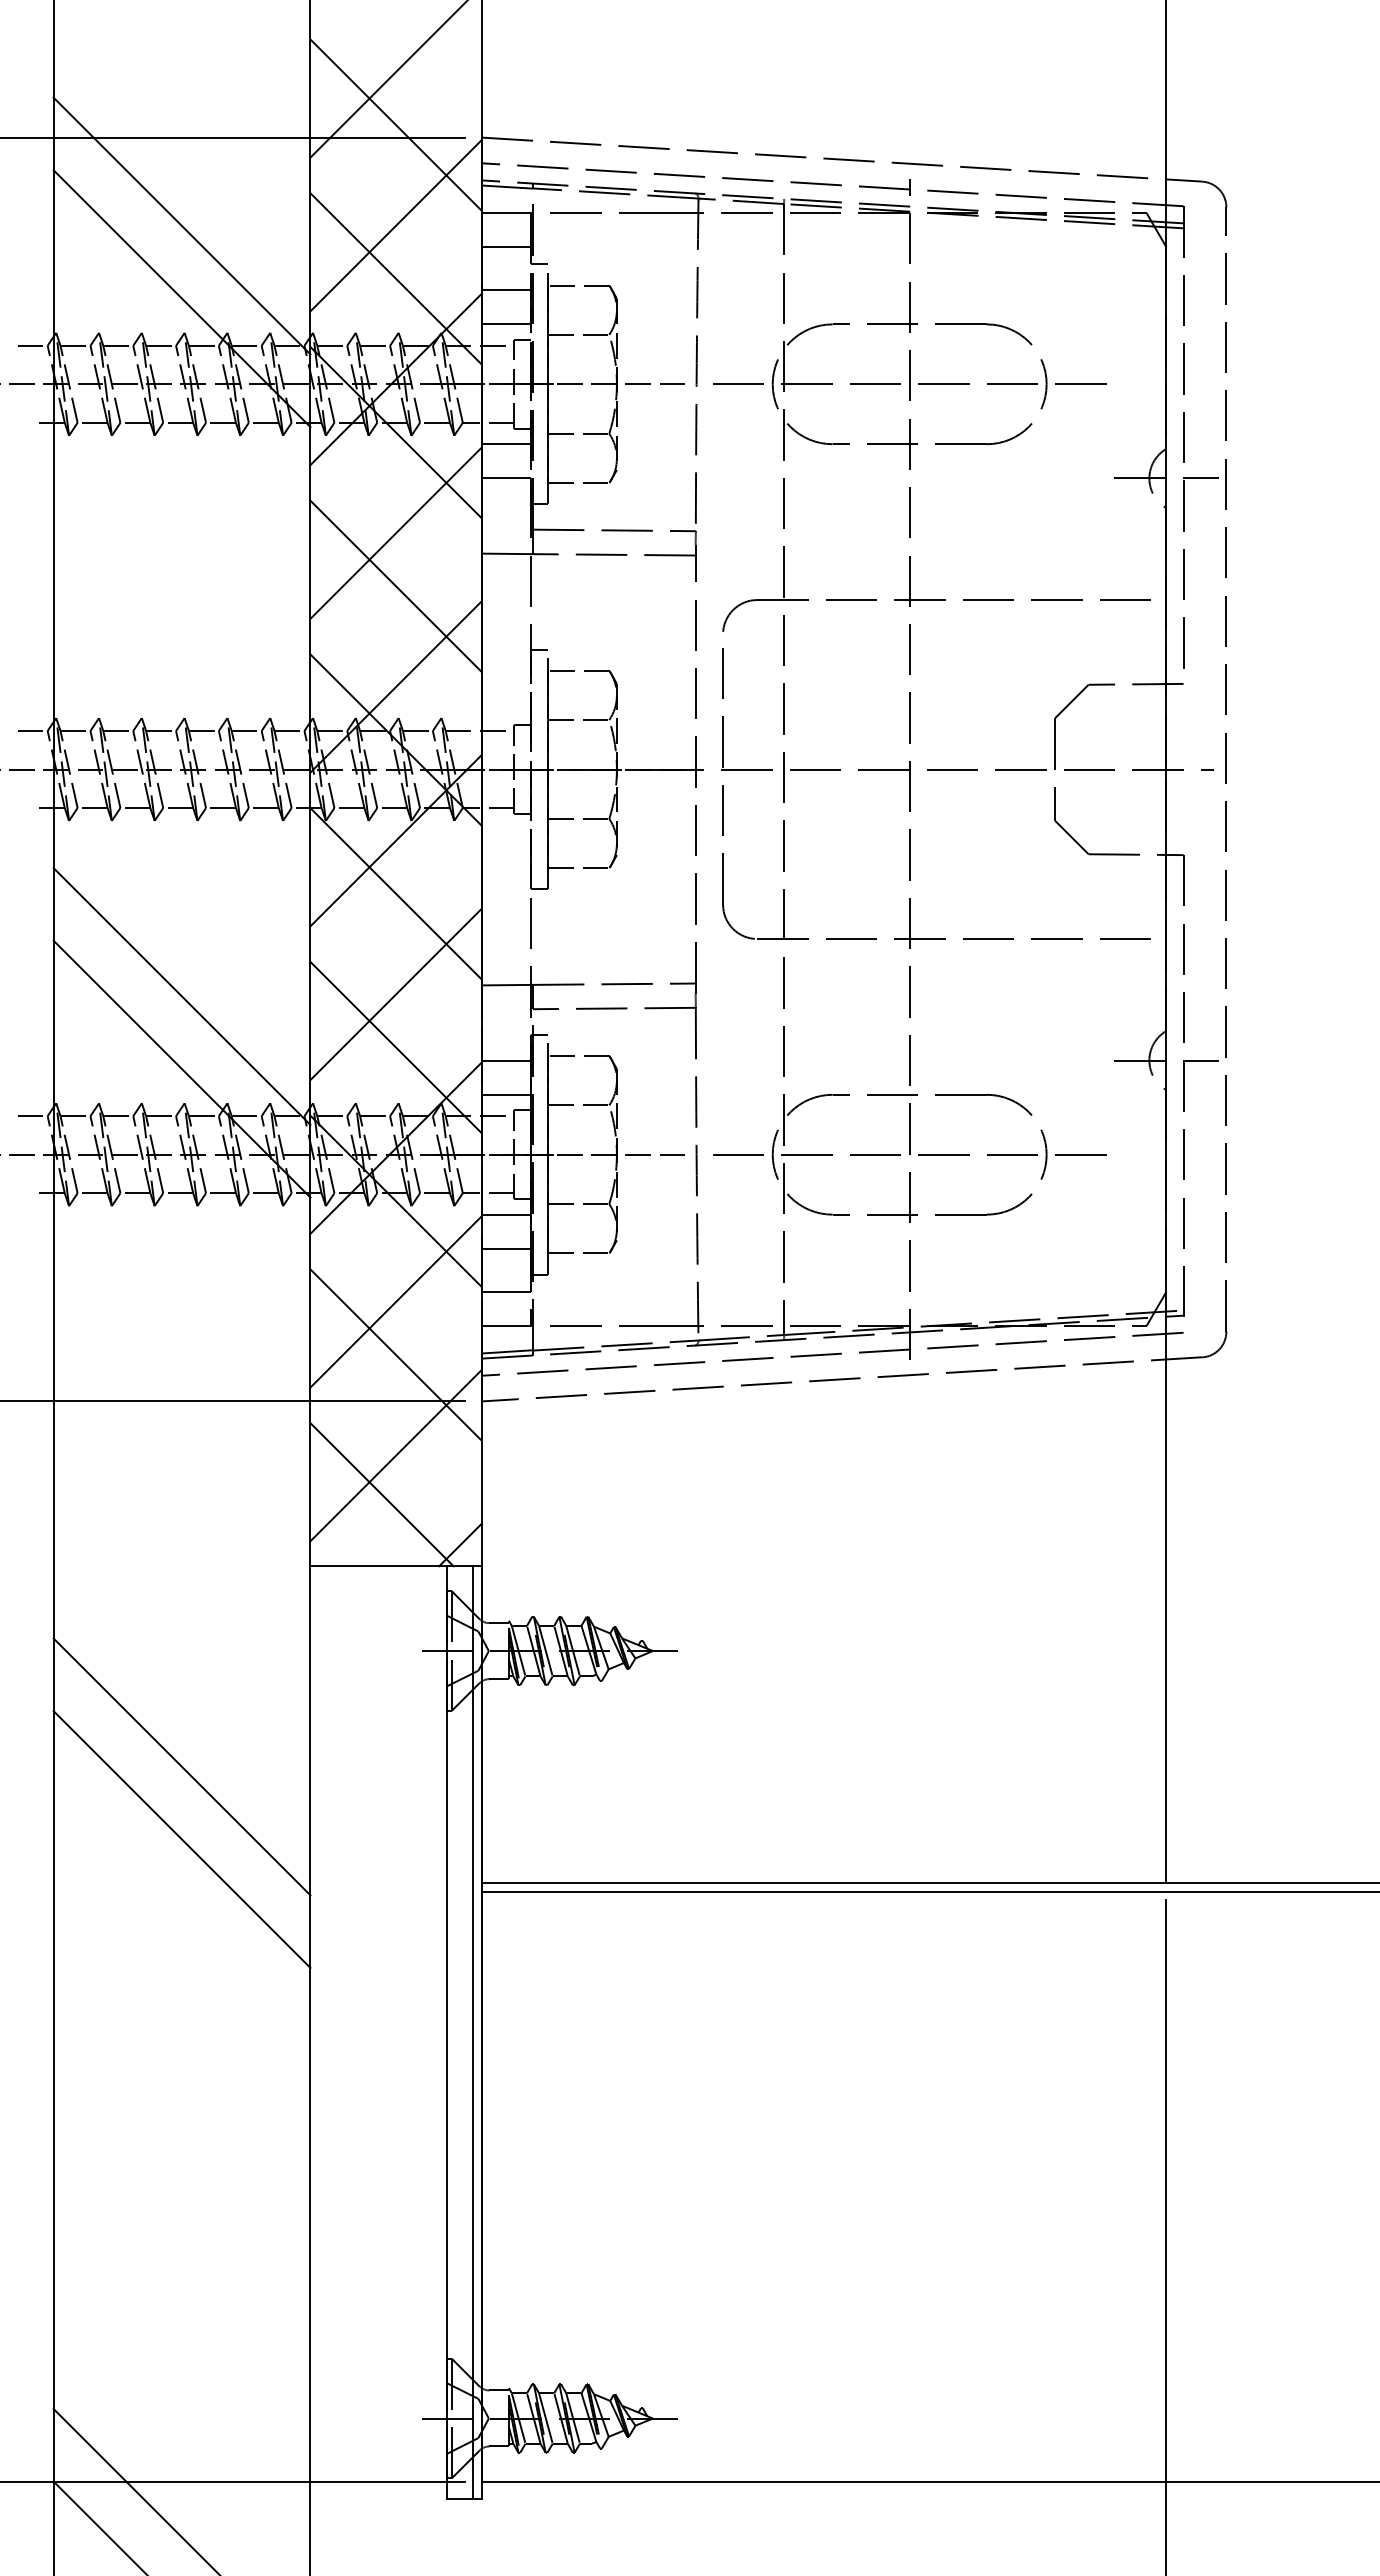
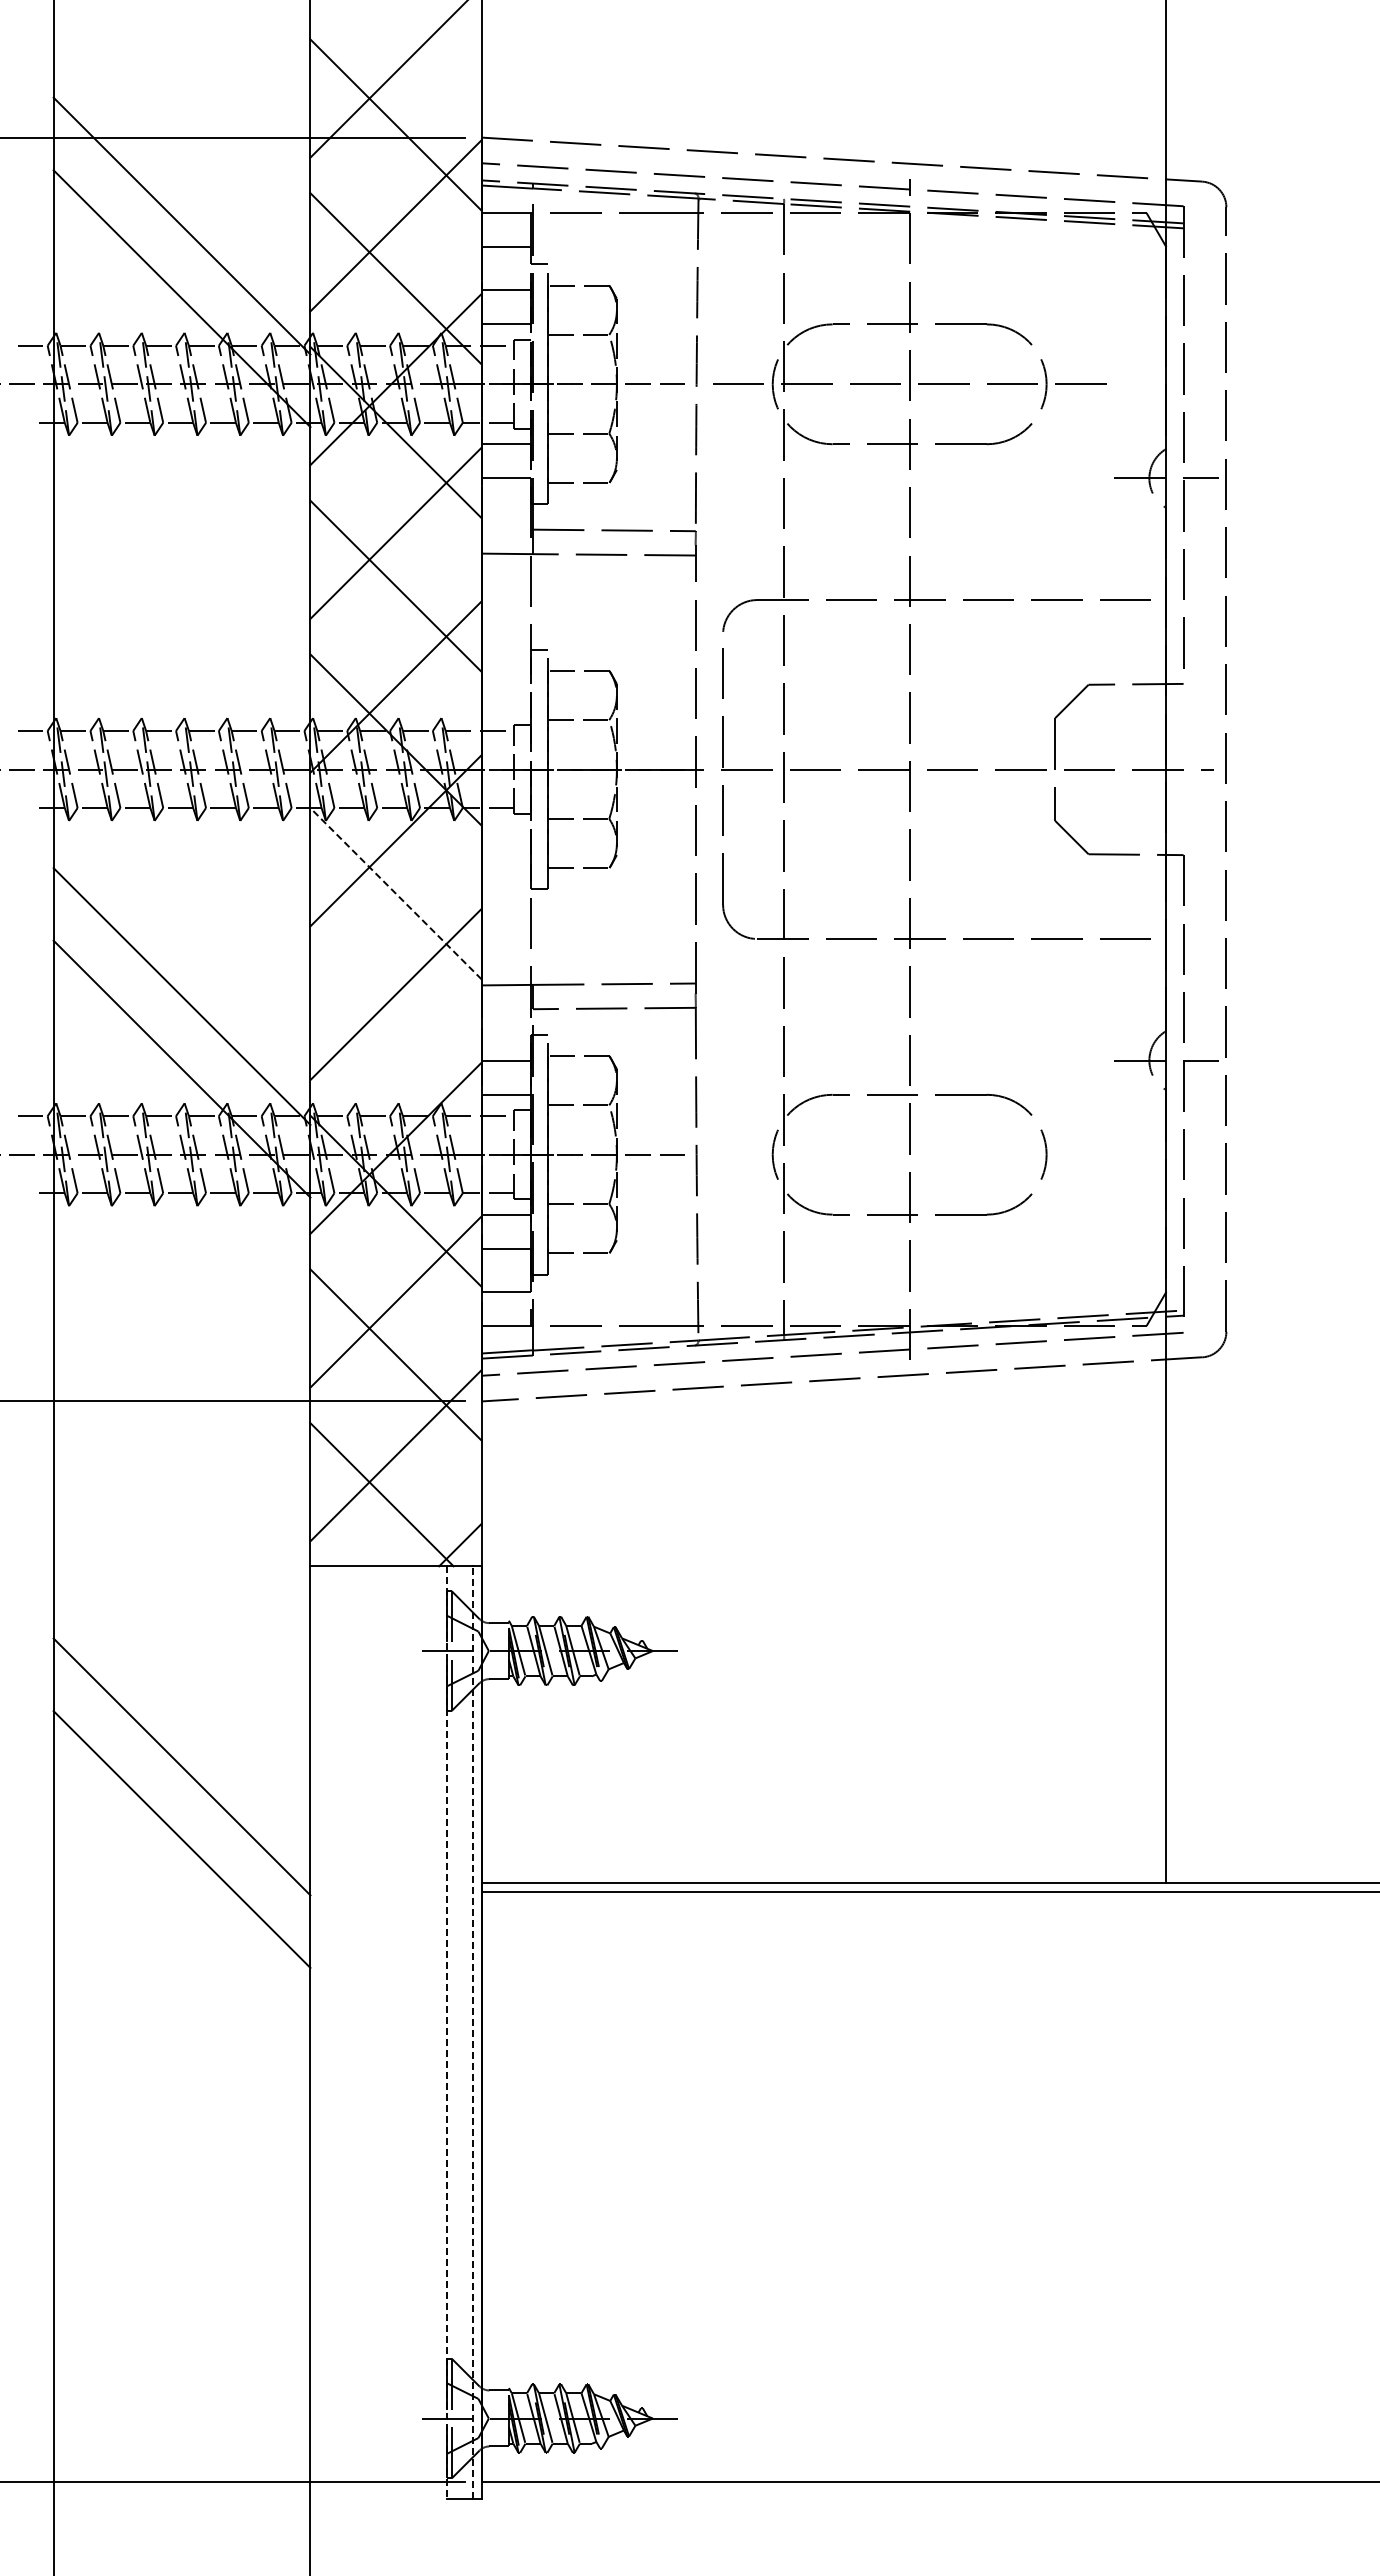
line: solid -> dashed (395, 893)
line: present -> none (395, 1047)
line: present -> none (900, 1154)
line: solid -> dashed (473, 2031)
line: solid -> dashed (447, 2032)
line: present -> none (1166, 2236)
line: present -> none (135, 2490)
line: present -> none (98, 2526)
